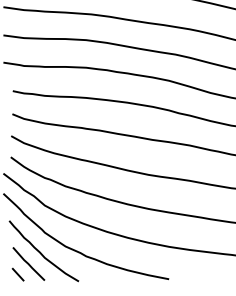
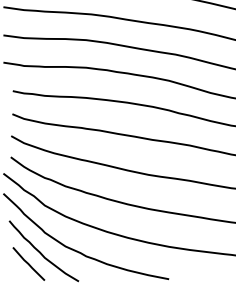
line: present -> none (17, 274)
